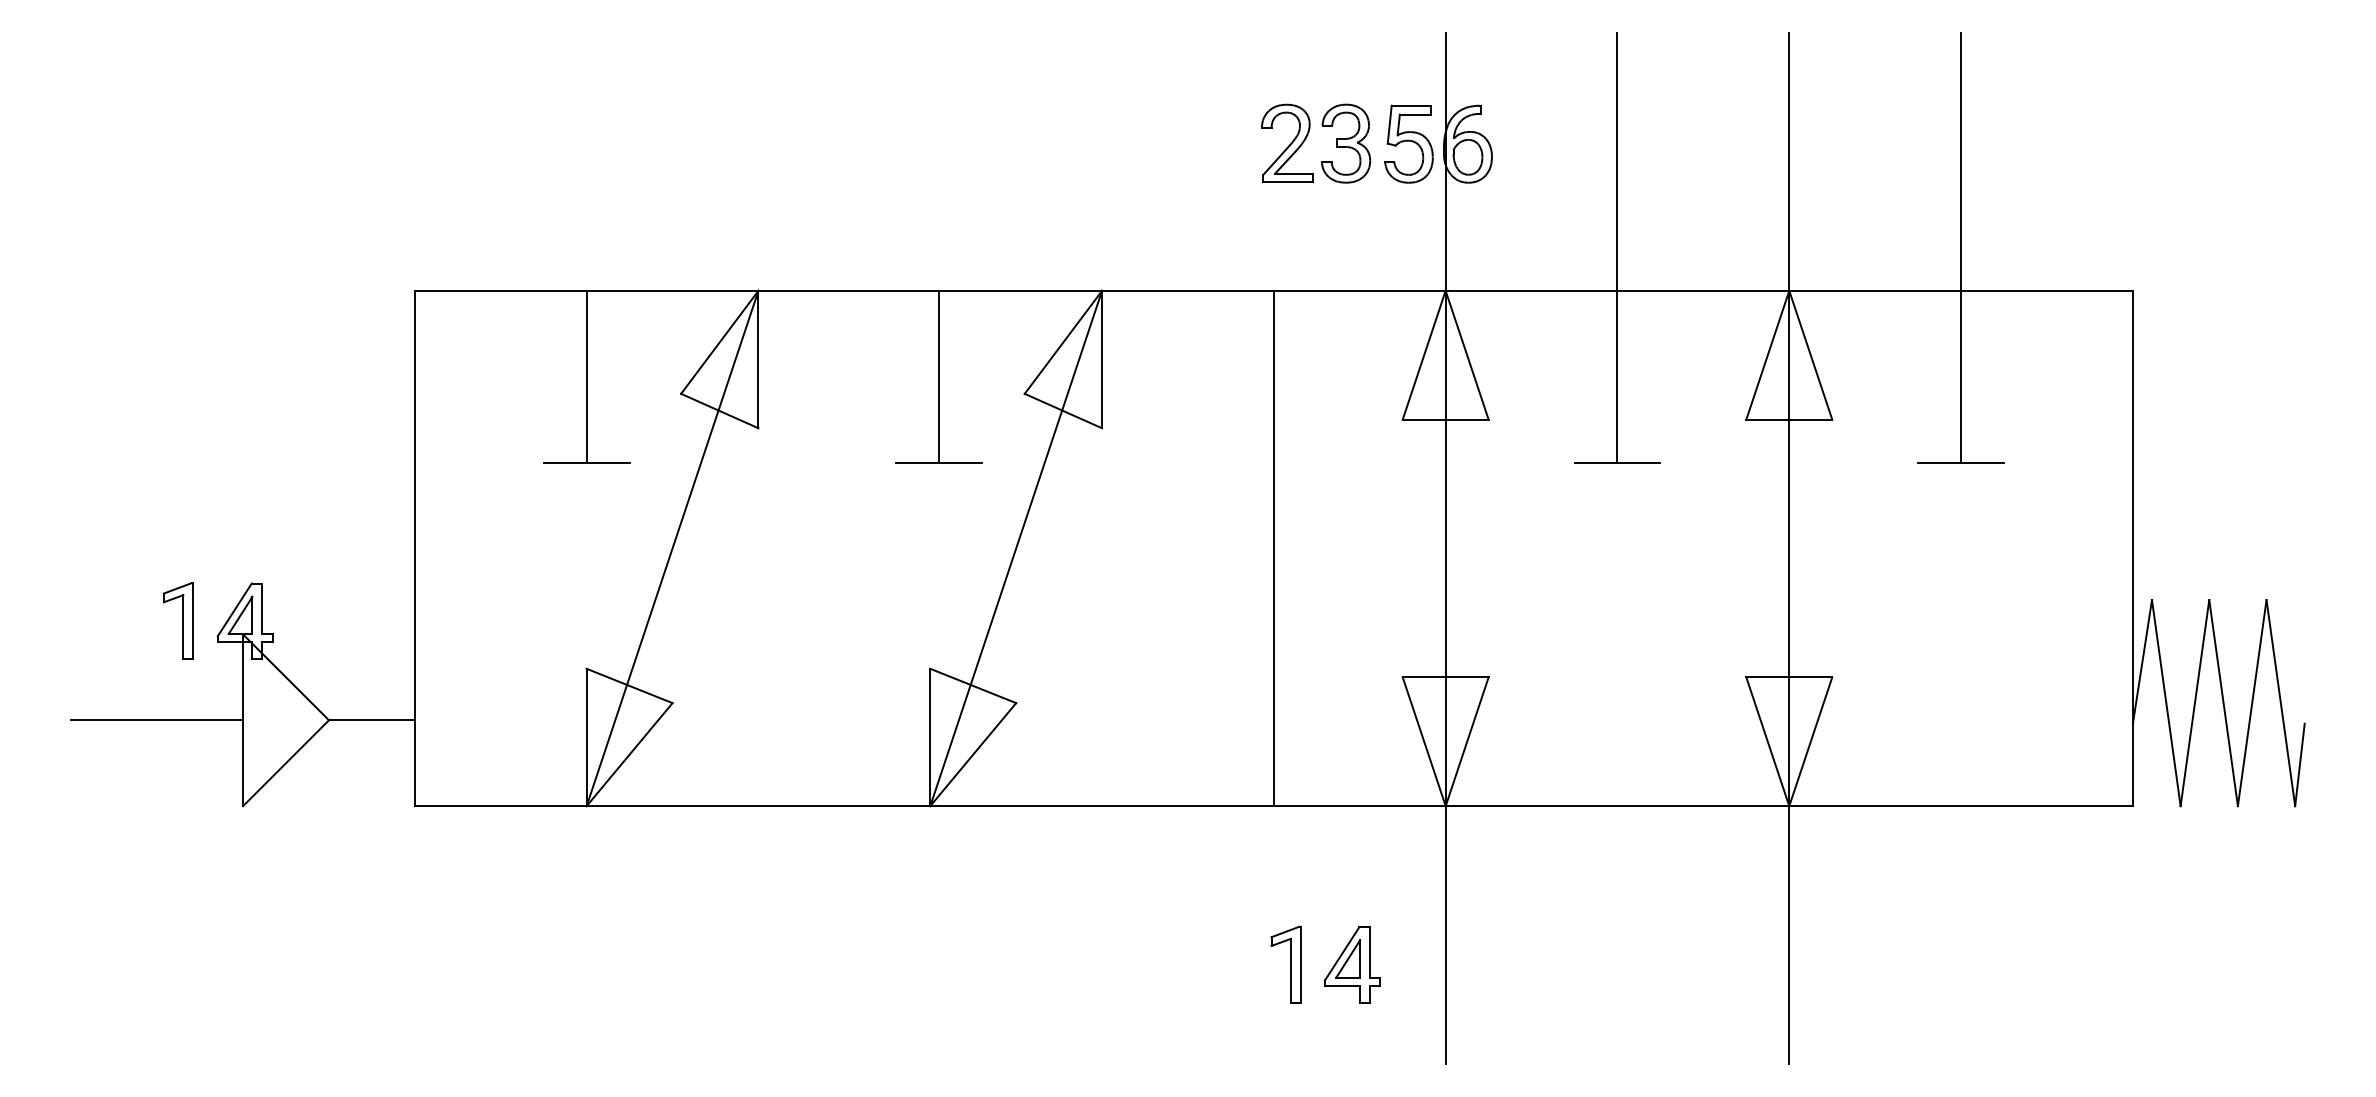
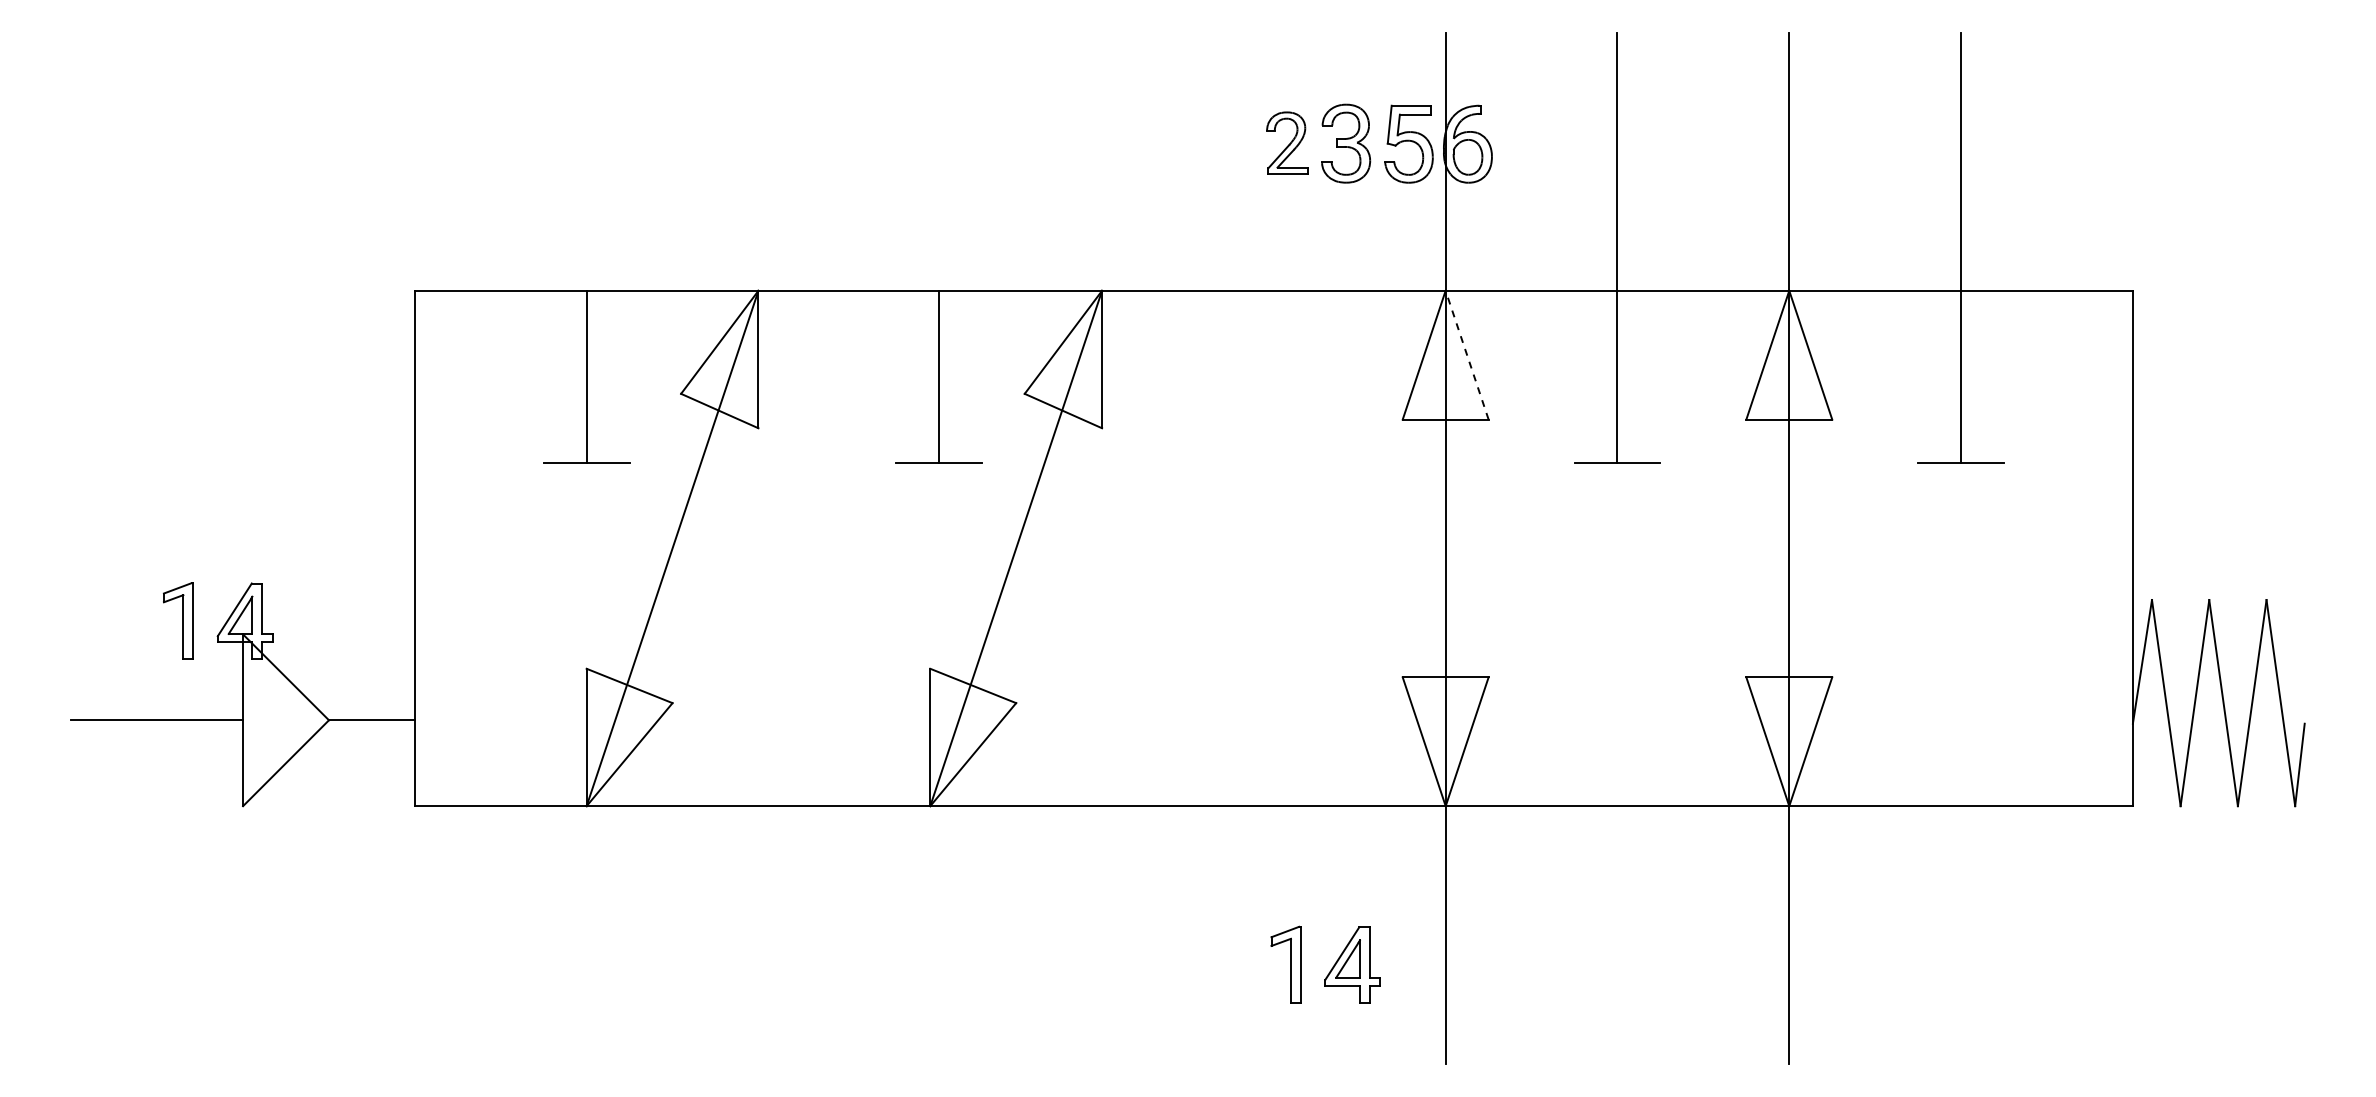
part size: 53x80 px -> 43x64 px (1287, 142)
line: solid -> dashed (1467, 355)
line: present -> none (1273, 548)
